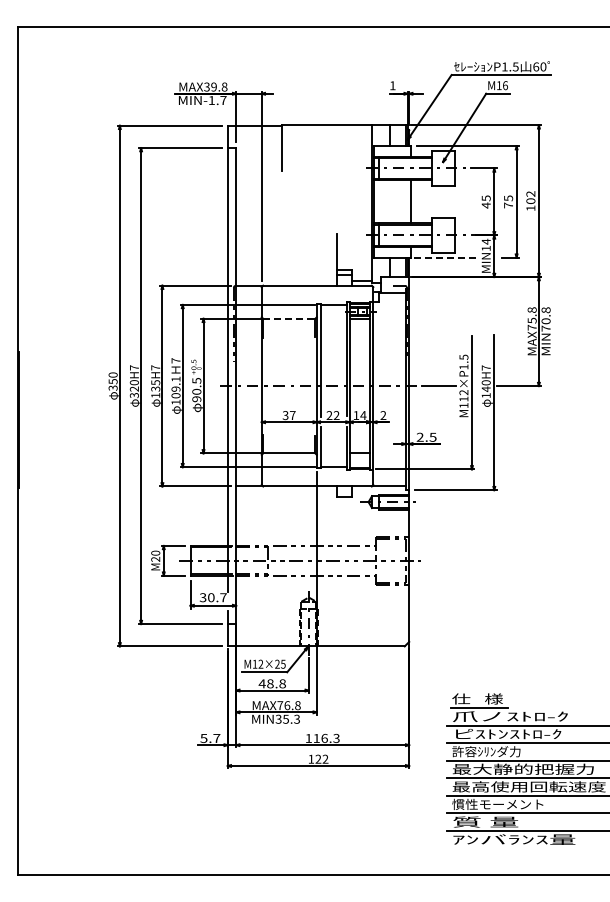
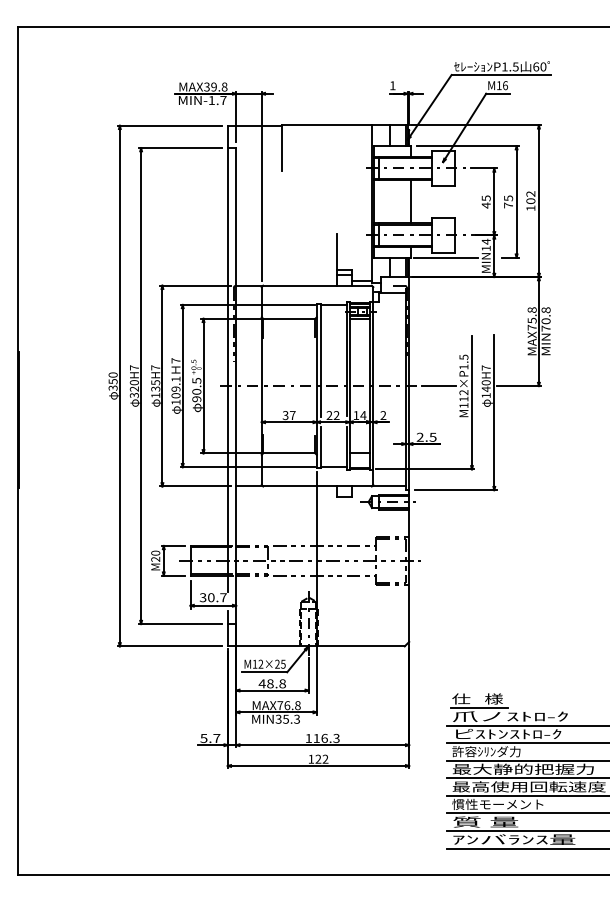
line: dashed -> solid (446, 257)
line: dashed -> solid (289, 318)
line: none -> present (526, 848)
